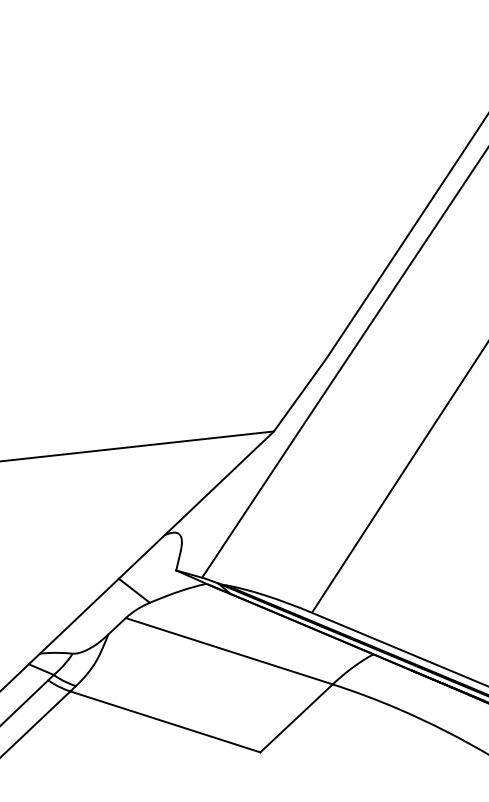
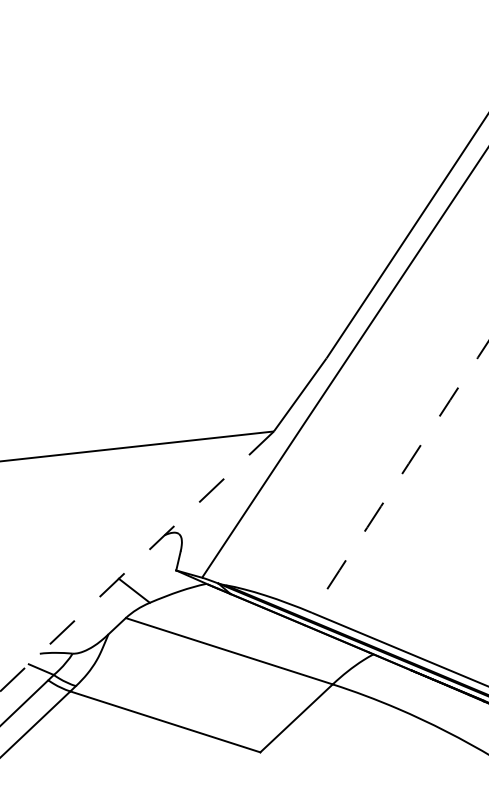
arc: solid -> dashed (400, 476)
line: solid -> dashed (137, 561)
